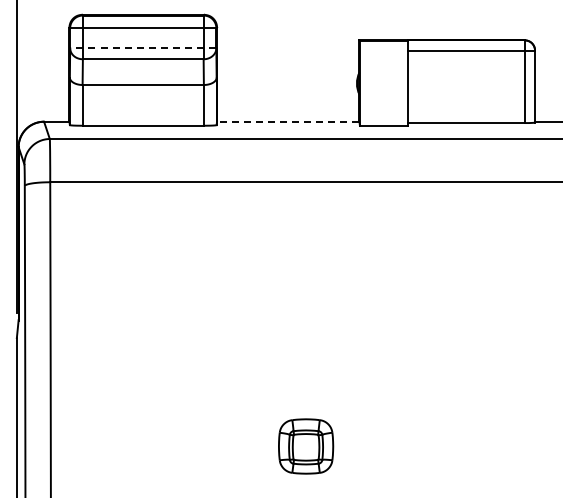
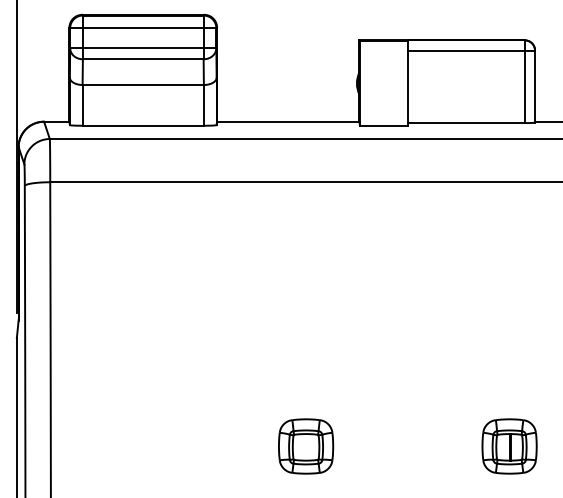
line: dashed -> solid (142, 48)
line: dashed -> solid (287, 121)
part: none -> present (509, 446)
